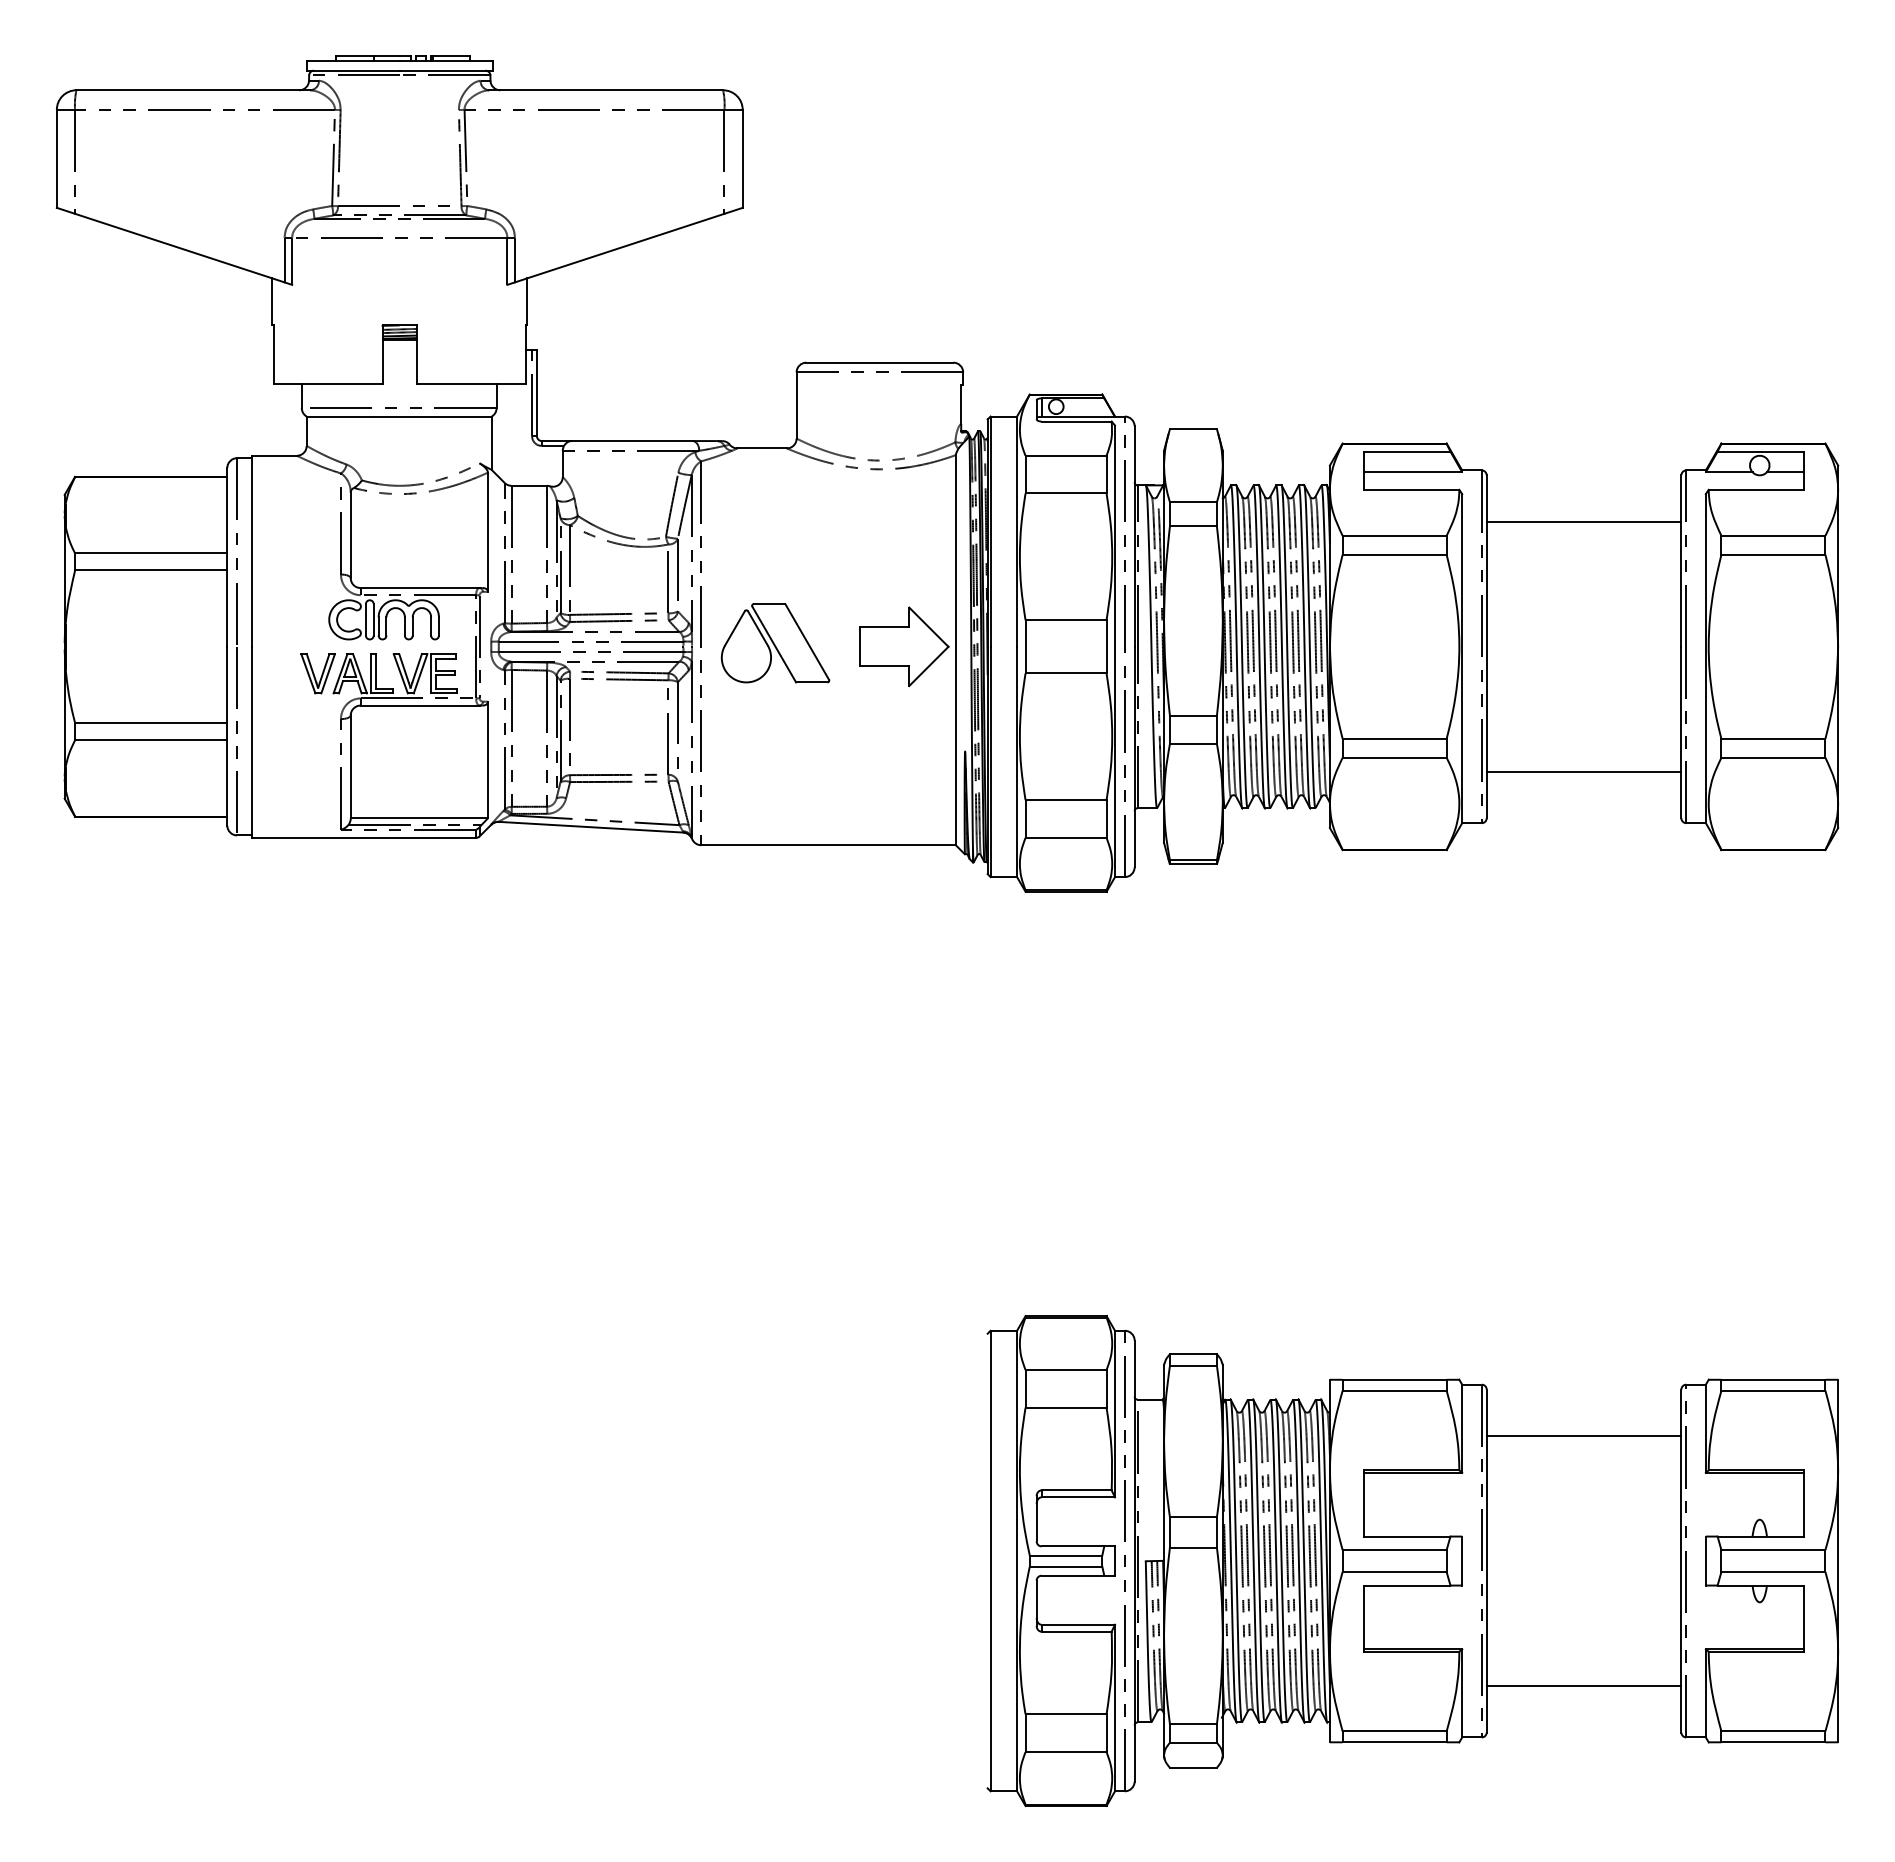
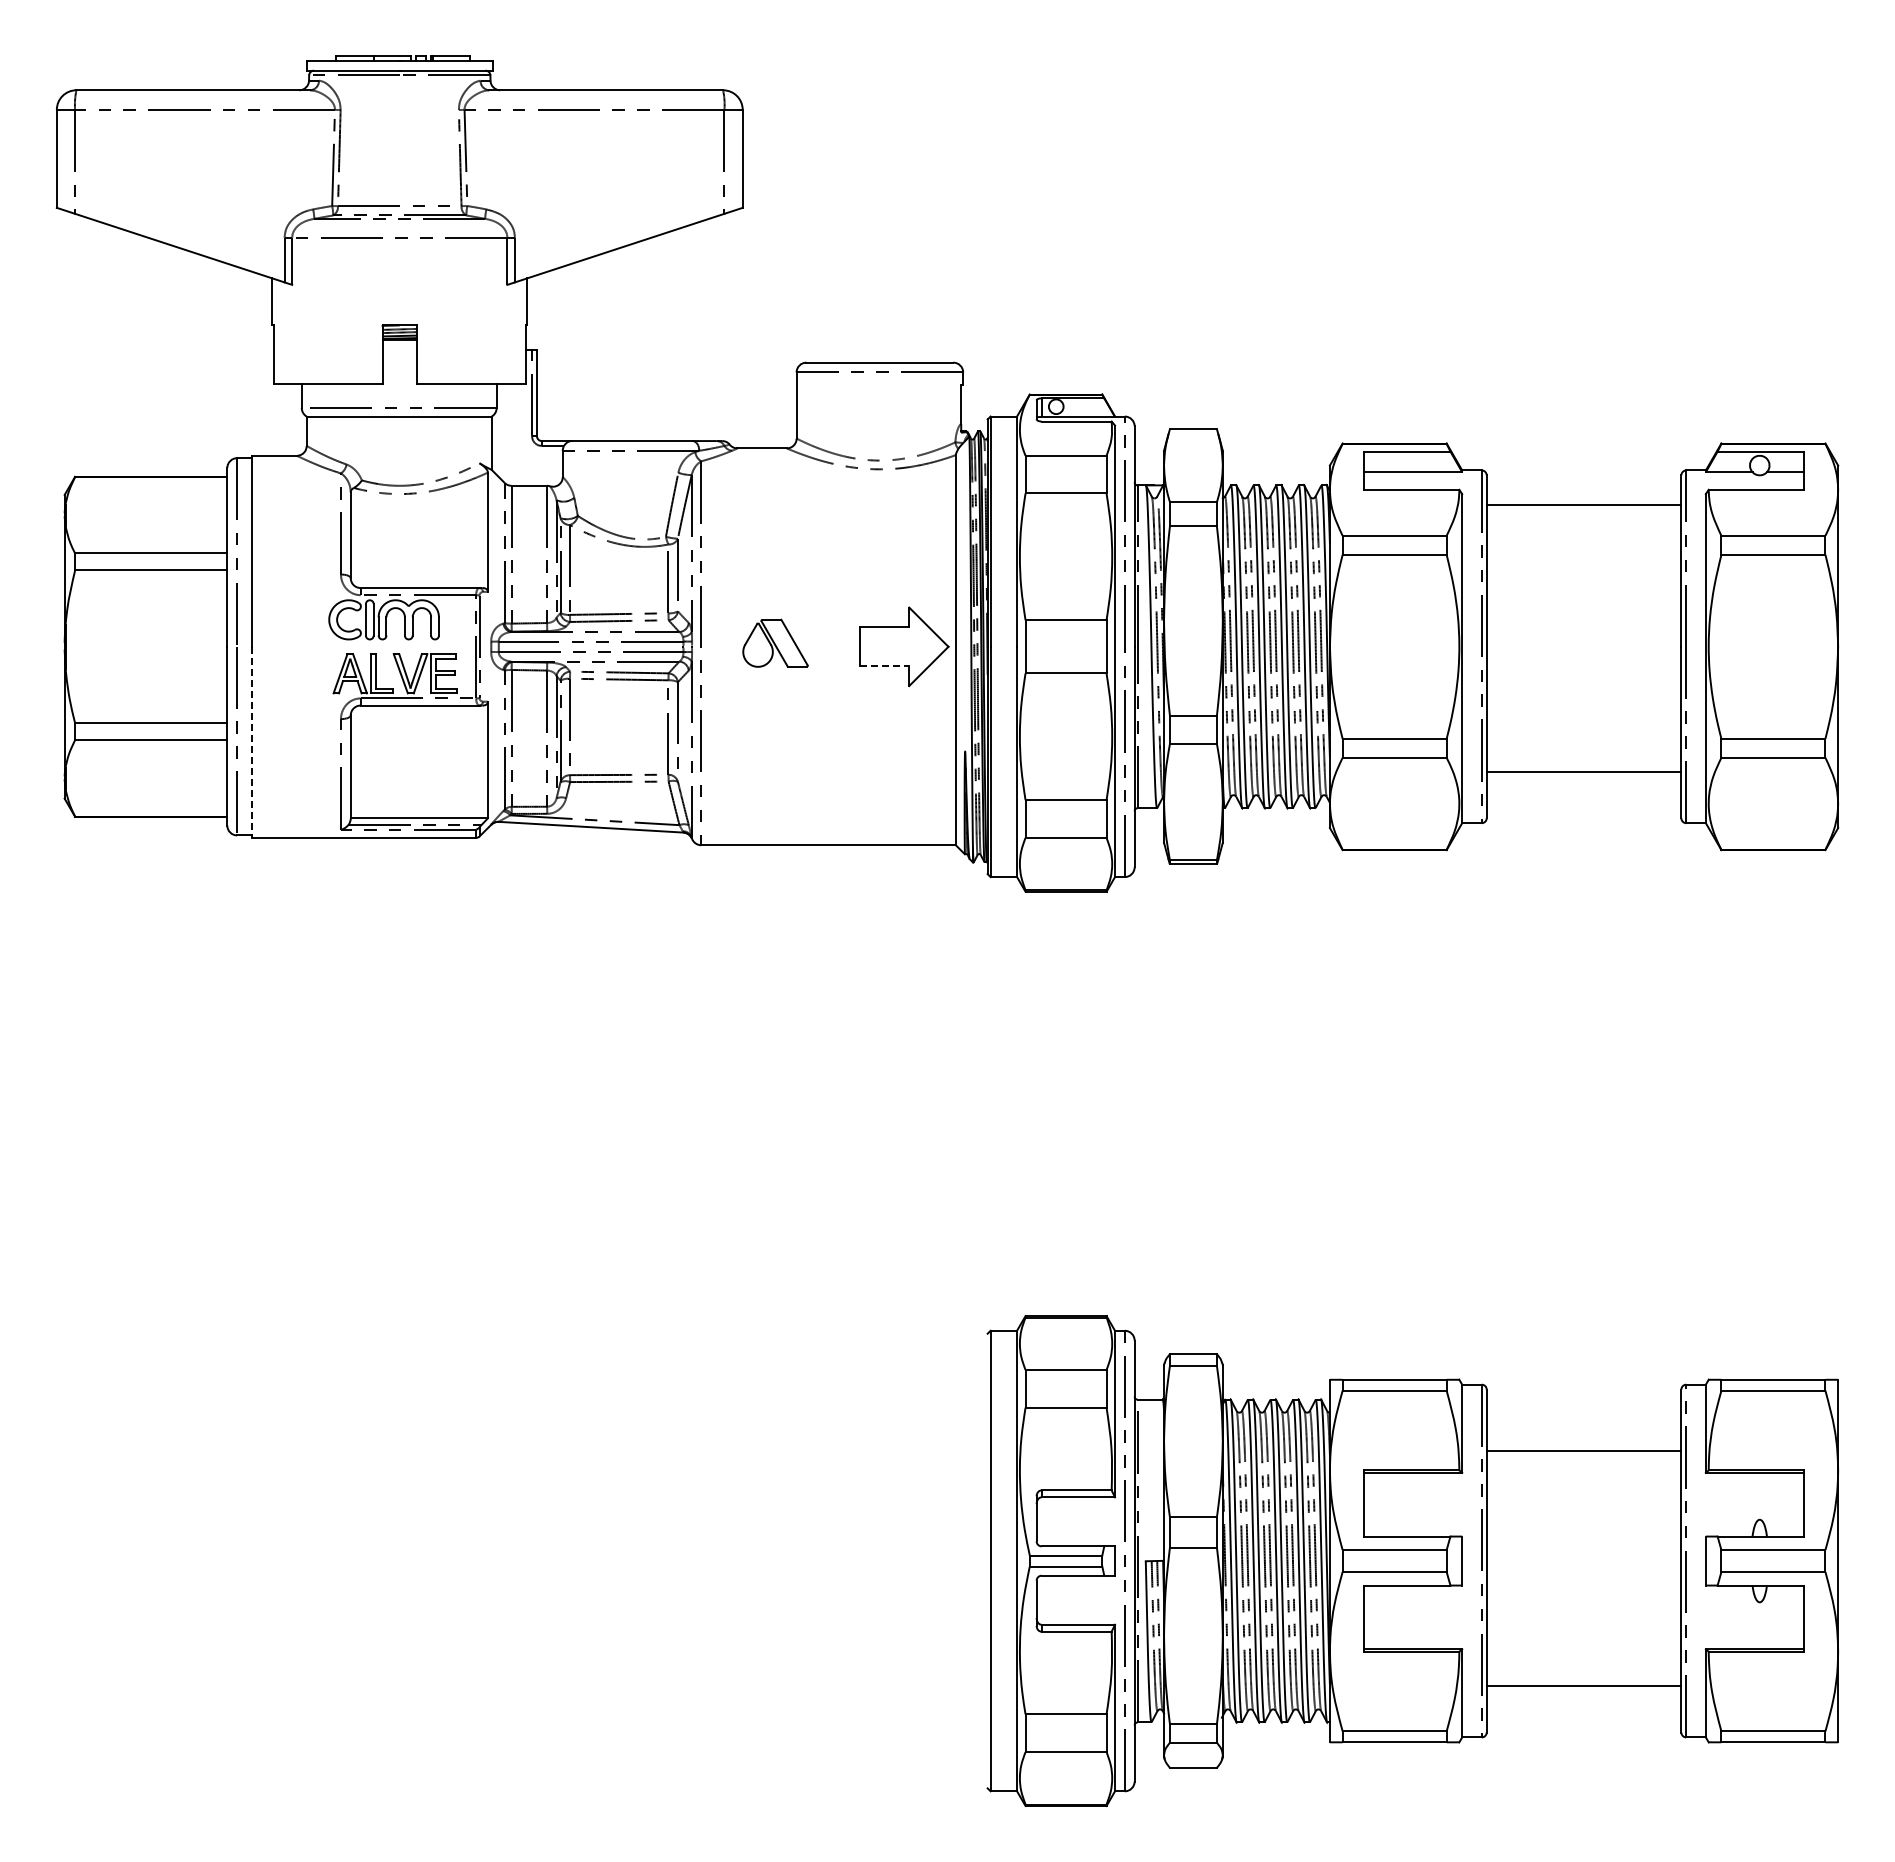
line position: (1583, 521) -> (1583, 504) (1583, 504)
part size: 111x81 px -> 67x50 px (775, 642)
line: solid -> dashed (885, 666)
part: present -> none (317, 673)
line: solid -> dashed (251, 742)
line position: (1583, 1436) -> (1583, 1451) (1583, 1451)
